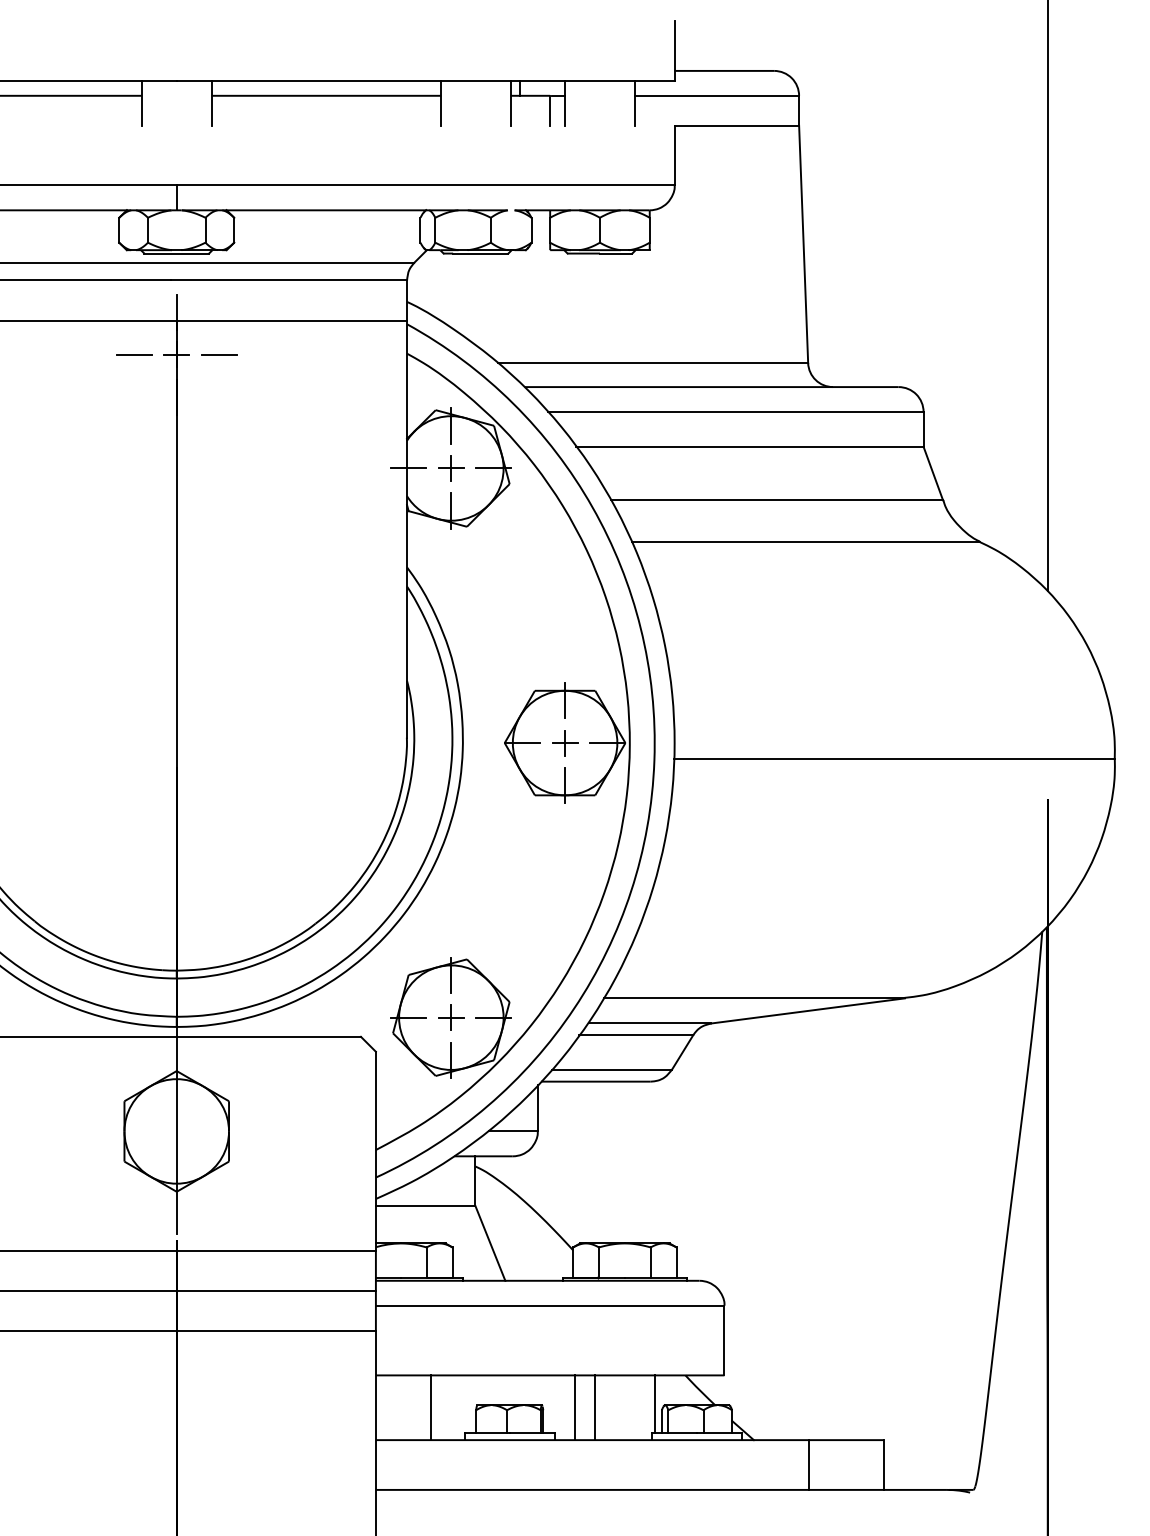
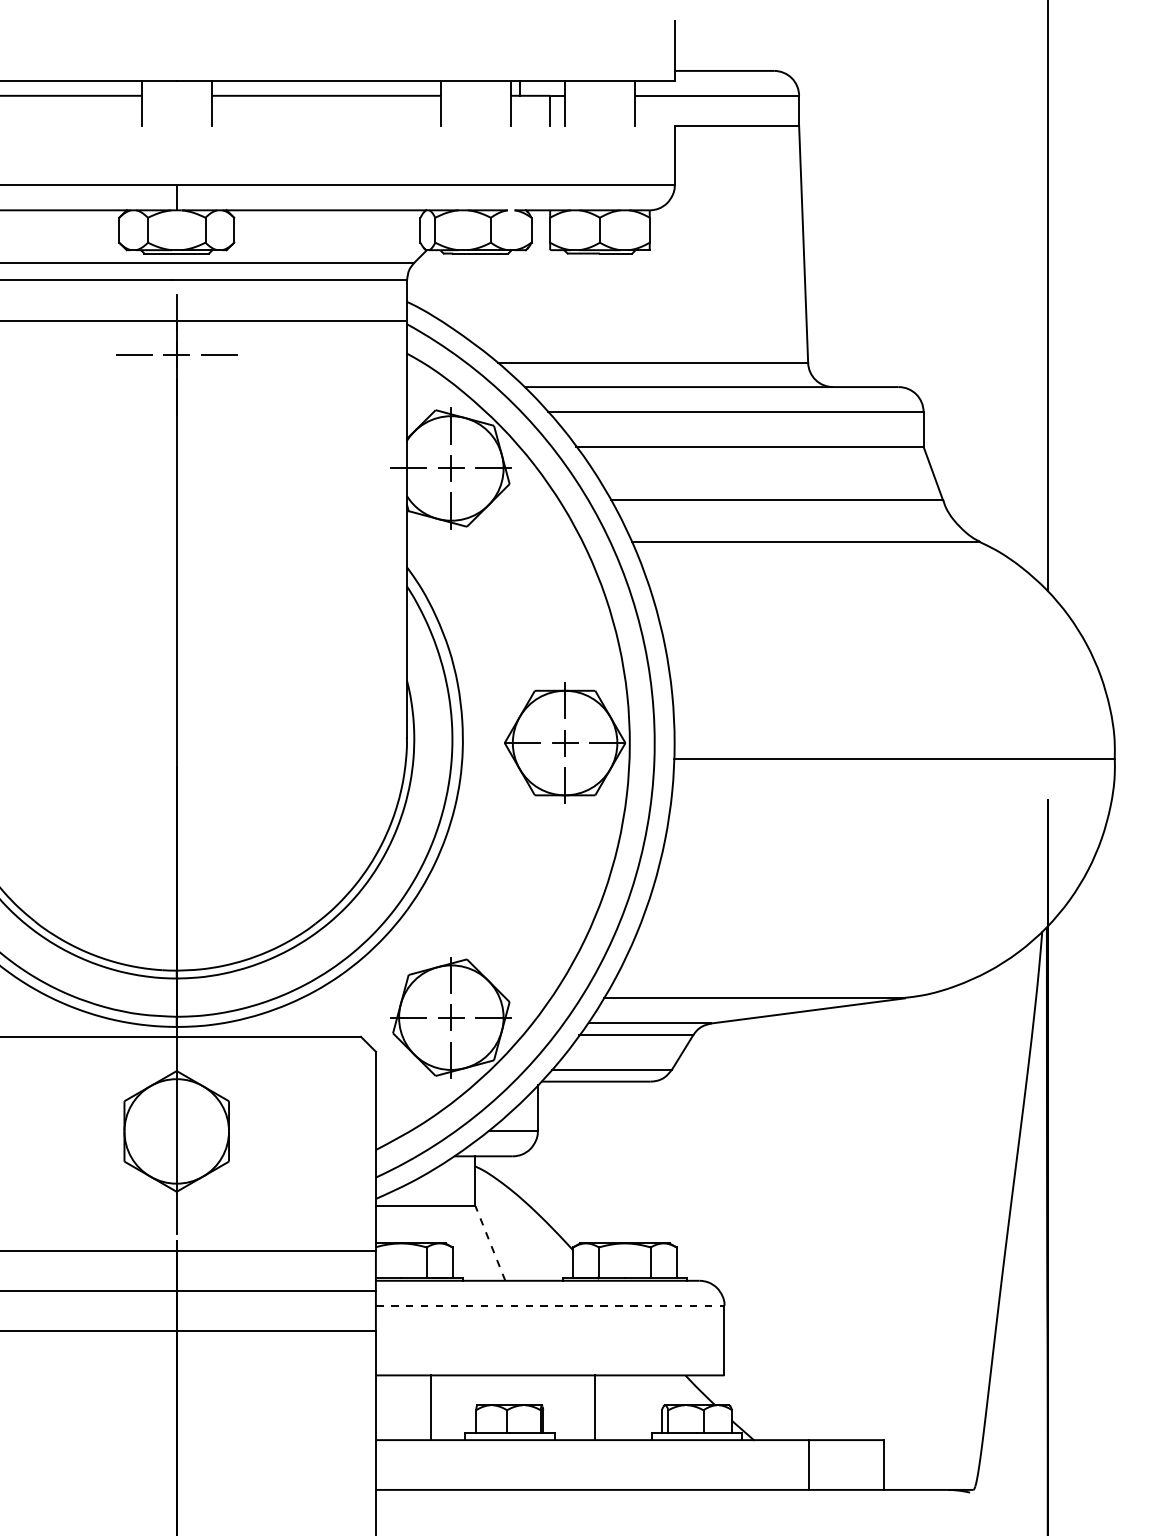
line: solid -> dashed (490, 1243)
line: solid -> dashed (550, 1305)
line: present -> none (654, 1403)
line: present -> none (575, 1407)
